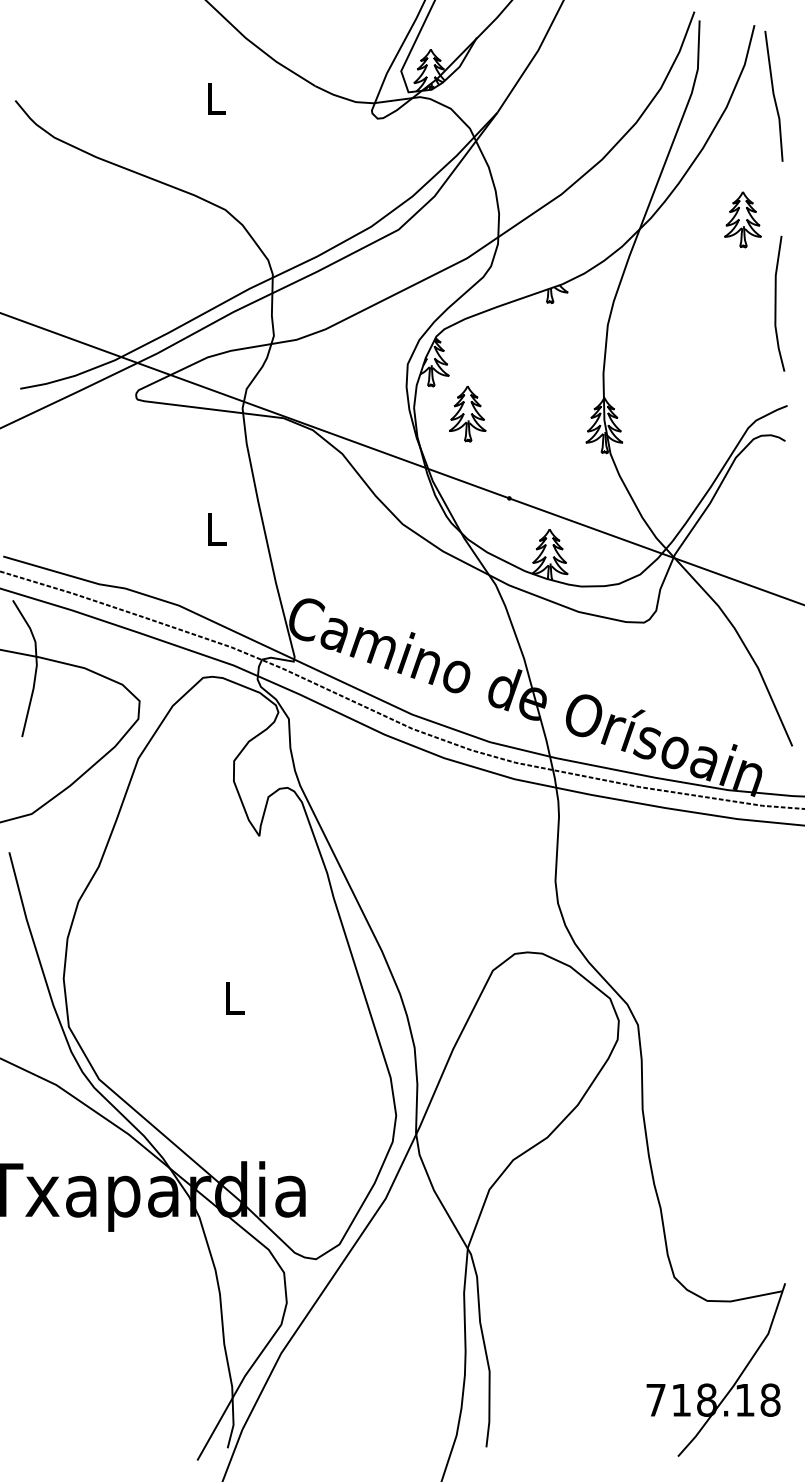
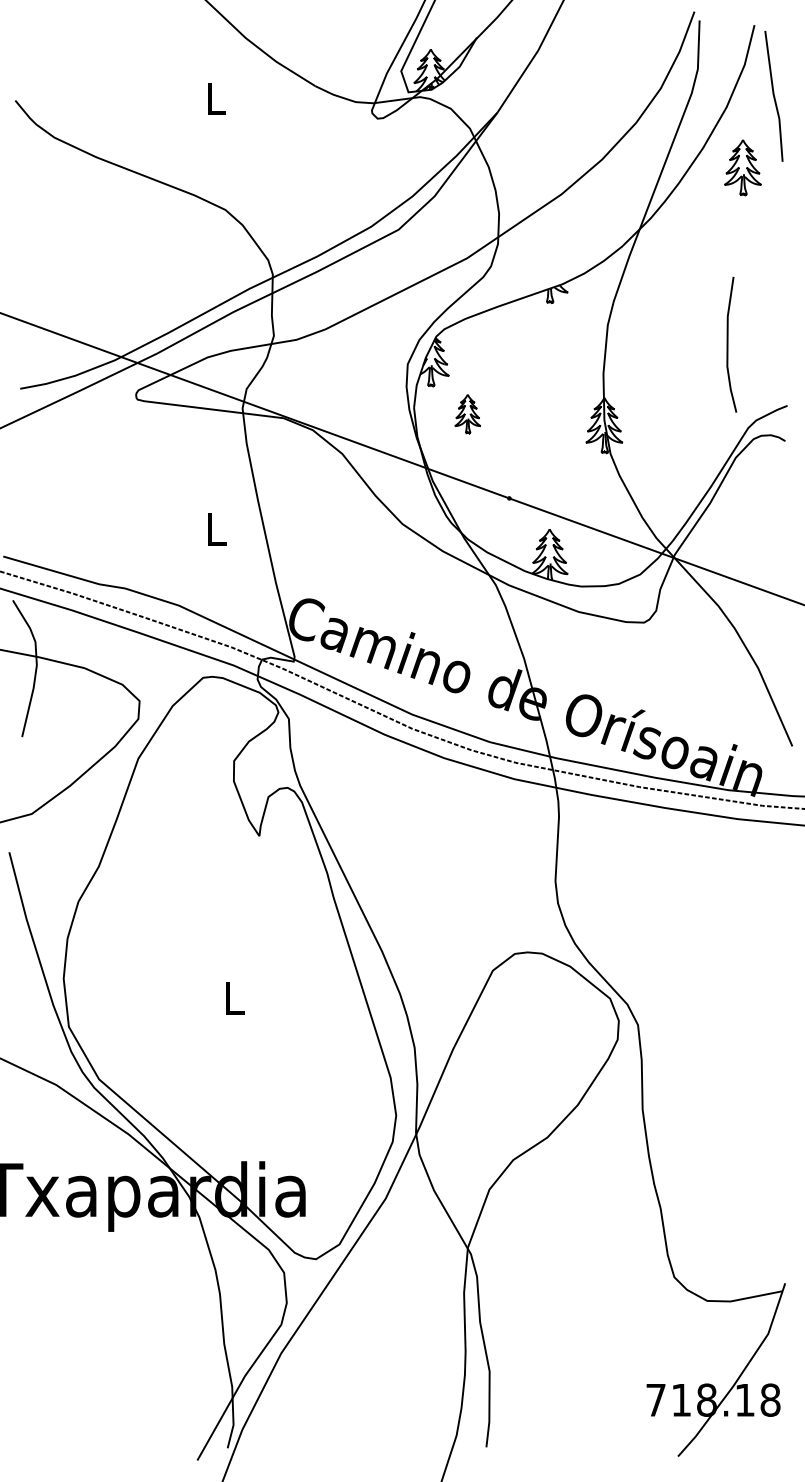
part position: (742, 219) -> (742, 167) (742, 167)
line position: (776, 303) -> (728, 344) (728, 344)
part size: 38x57 px -> 27x41 px (467, 414)
